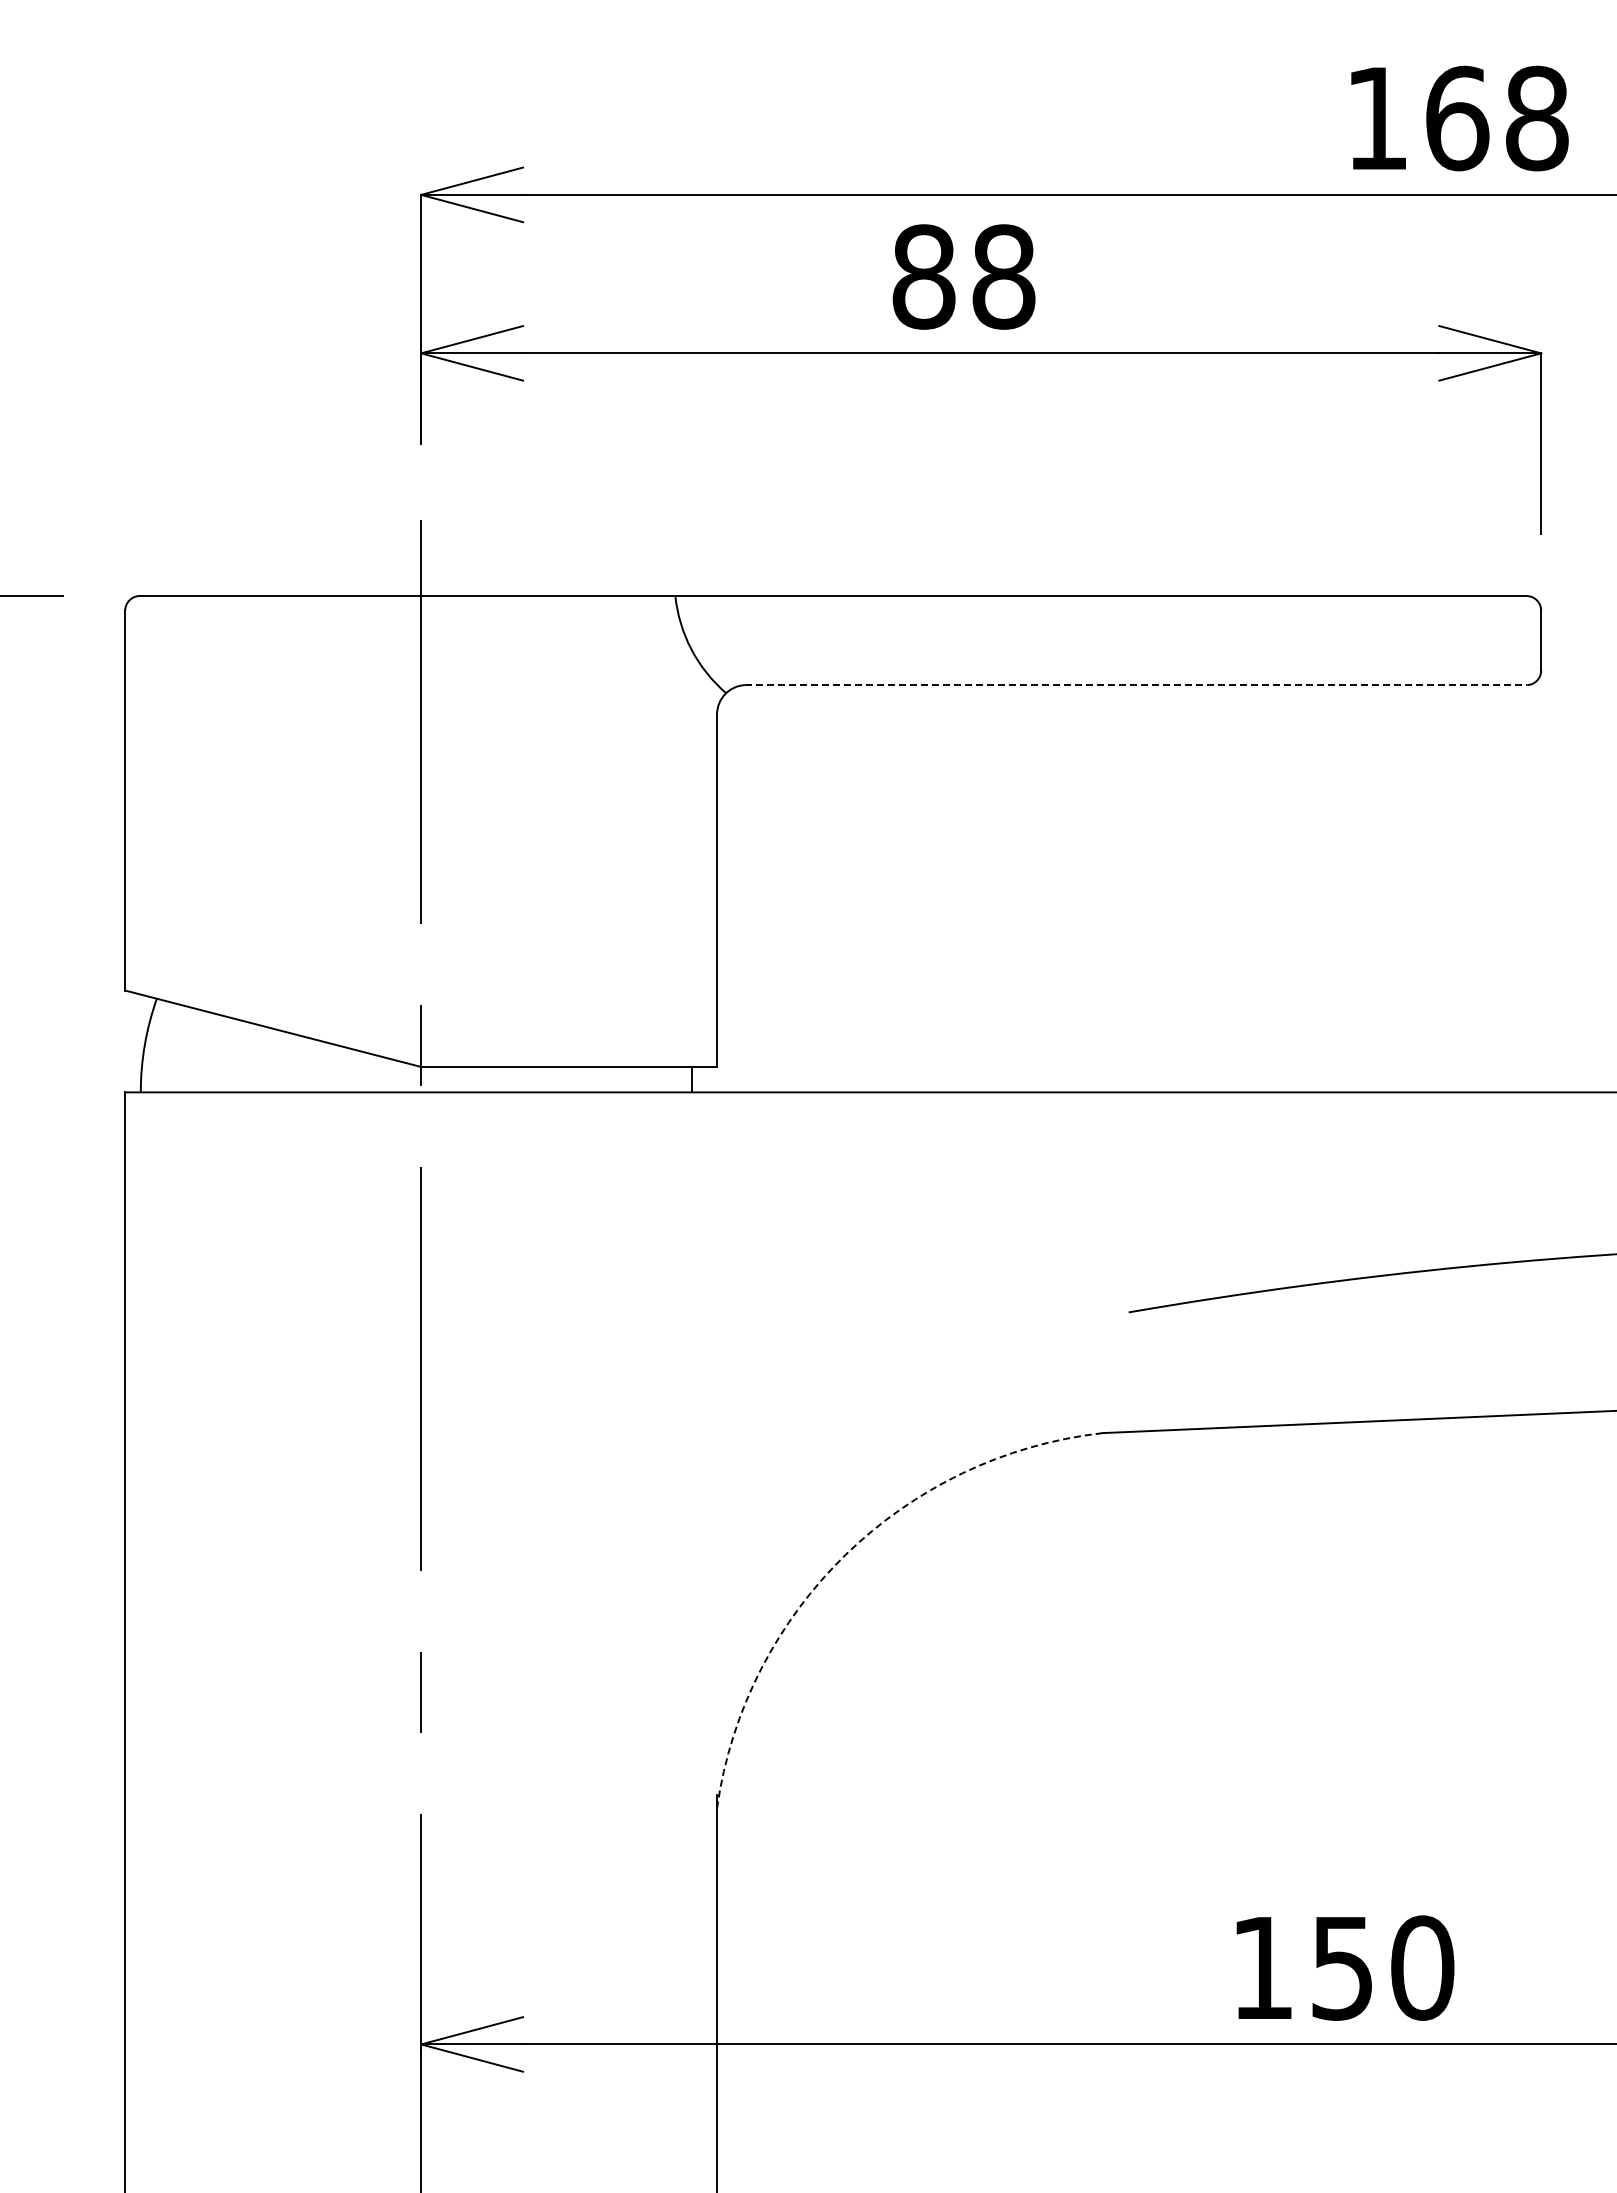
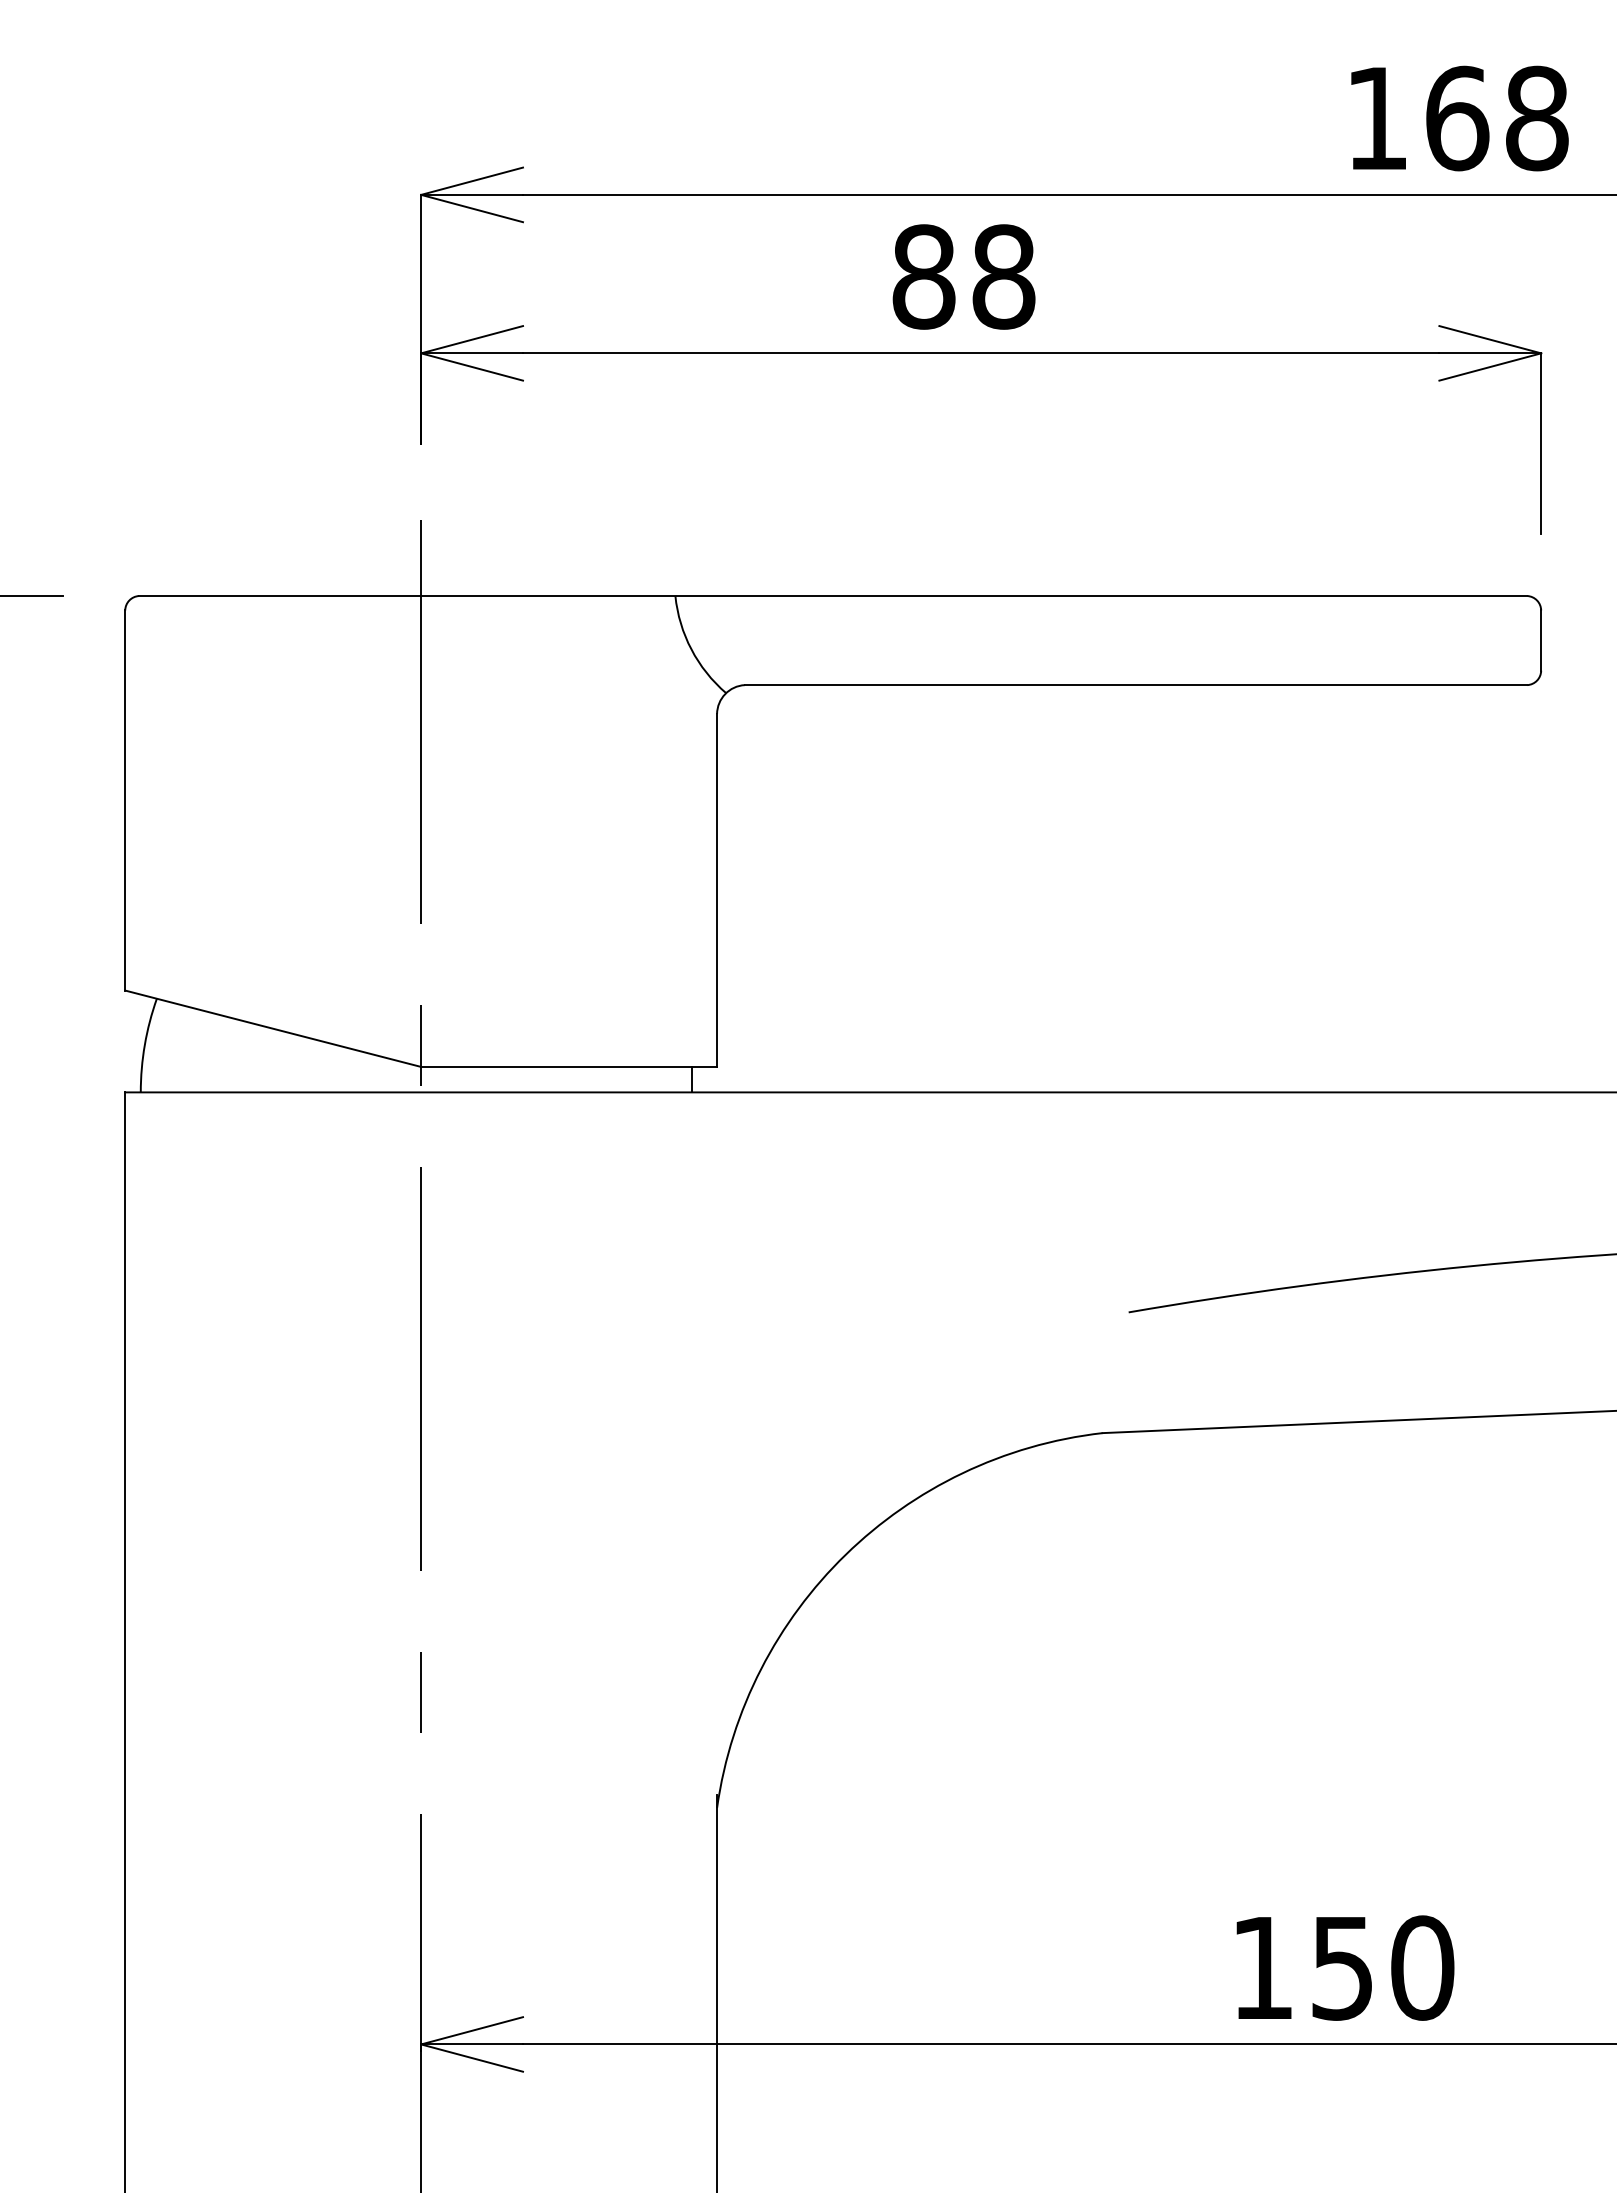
line: dashed -> solid (1136, 685)
arc: dashed -> solid (845, 1554)
